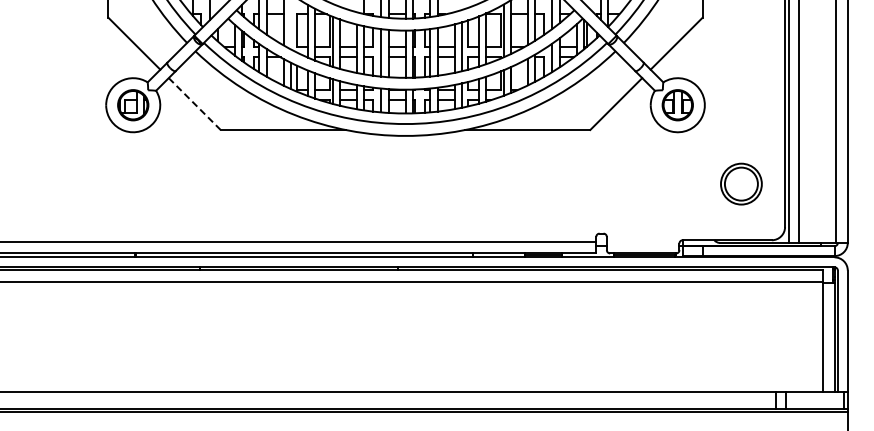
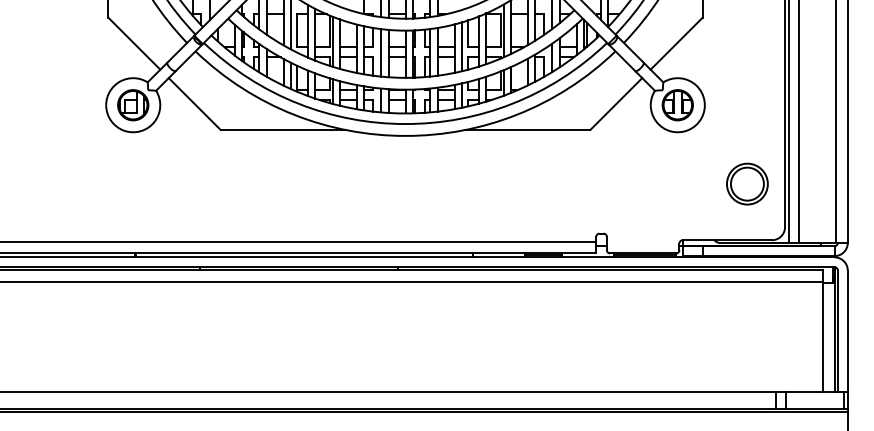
line: none -> present (290, 25)
line: dashed -> solid (194, 104)
part position: (741, 183) -> (747, 183) (747, 183)
